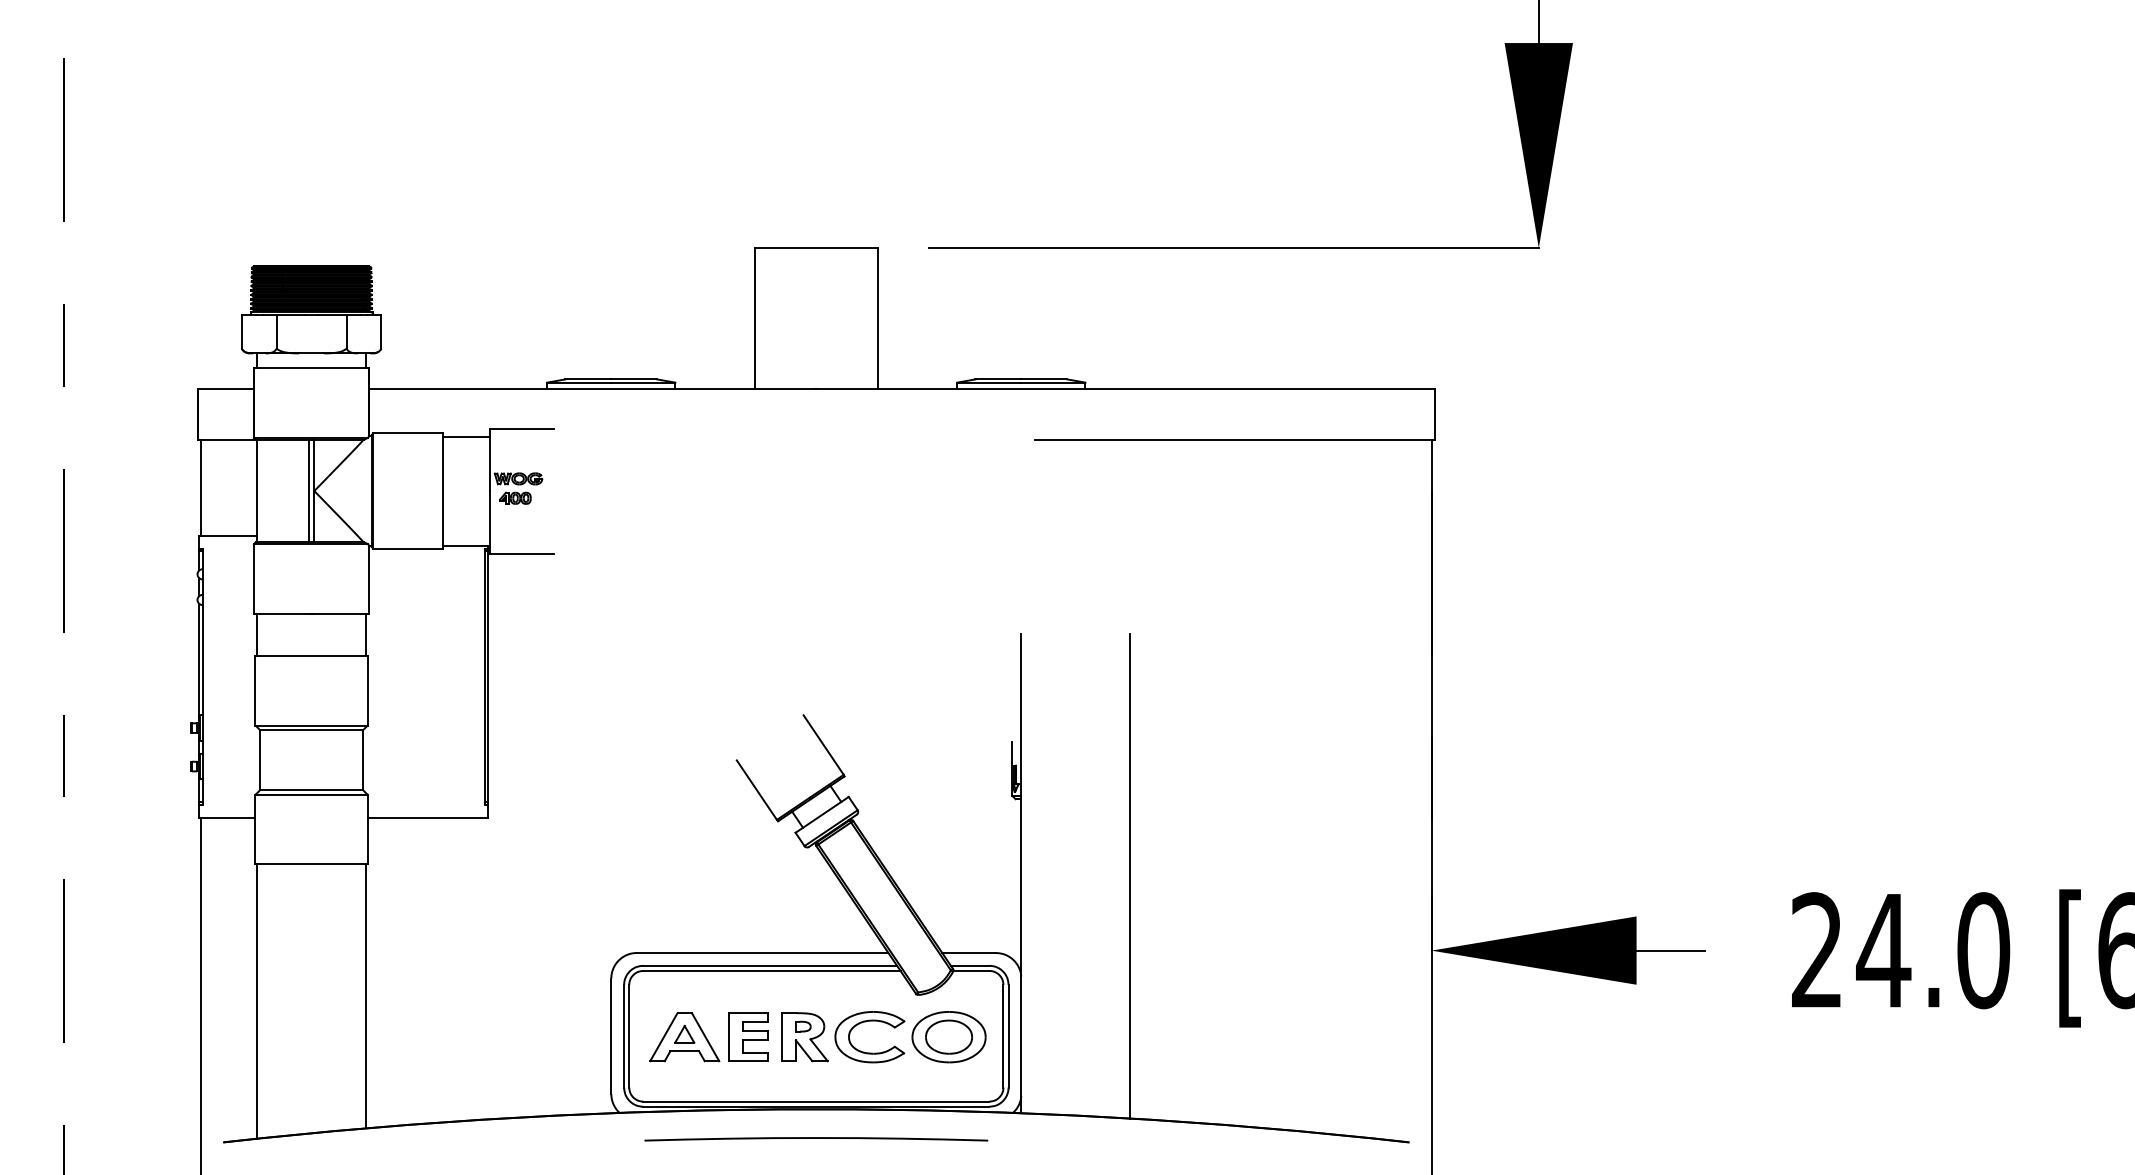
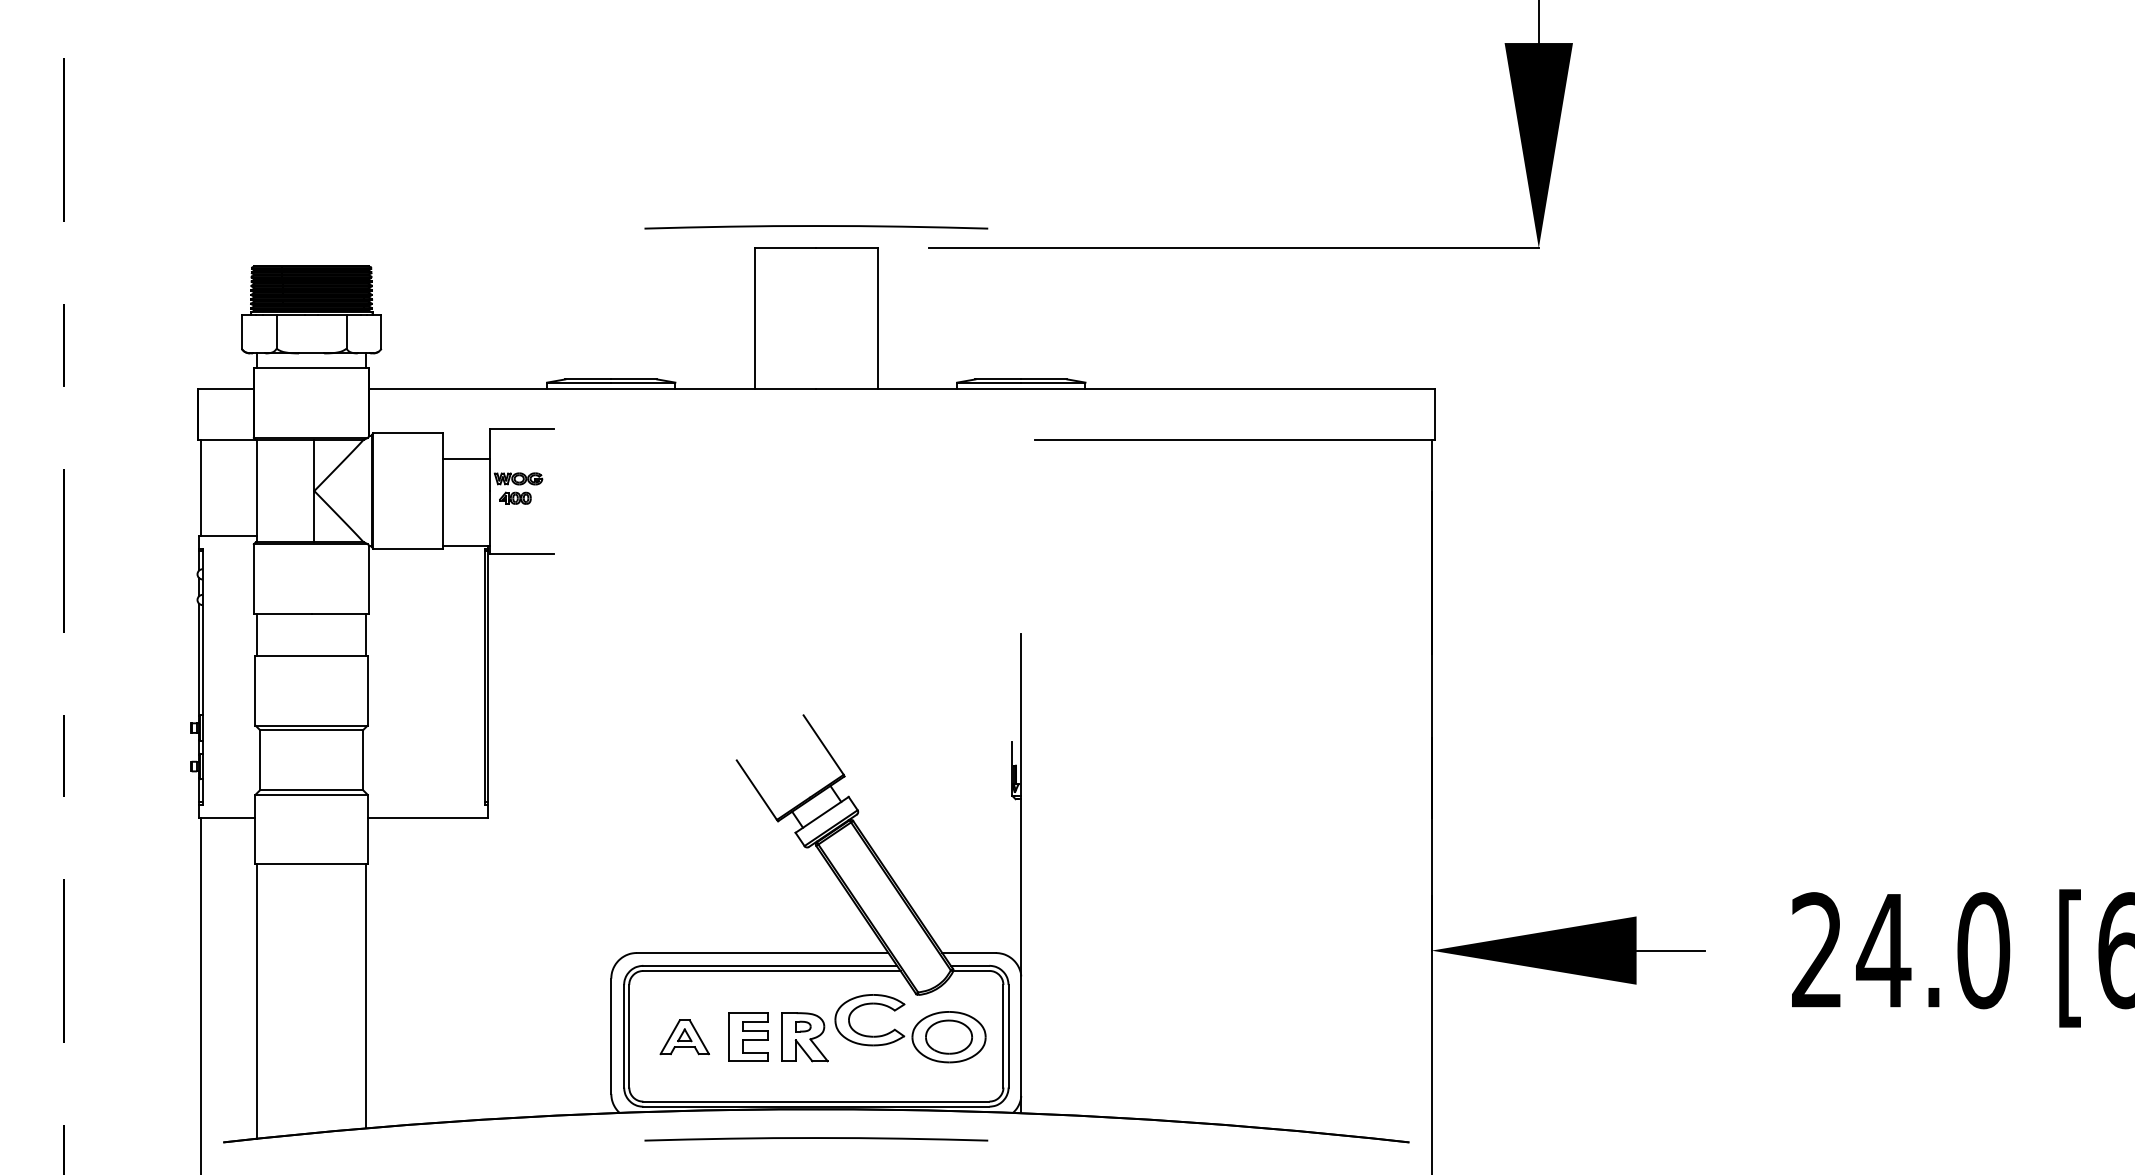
curve: none -> present (816, 226)
line position: (466, 436) -> (466, 458) (466, 458)
line: present -> none (308, 490)
line: present -> none (1130, 876)
part size: 72x51 px -> 51x37 px (684, 1037)
part position: (864, 1051) -> (864, 1034) (864, 1034)
